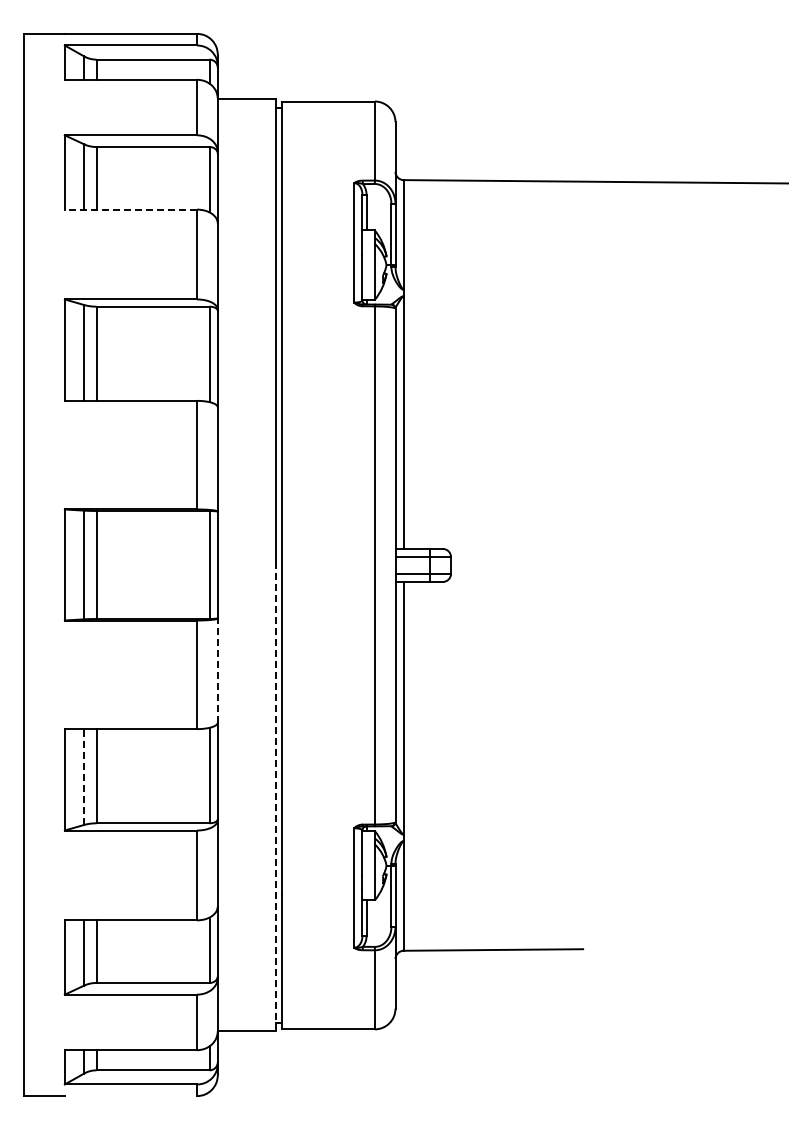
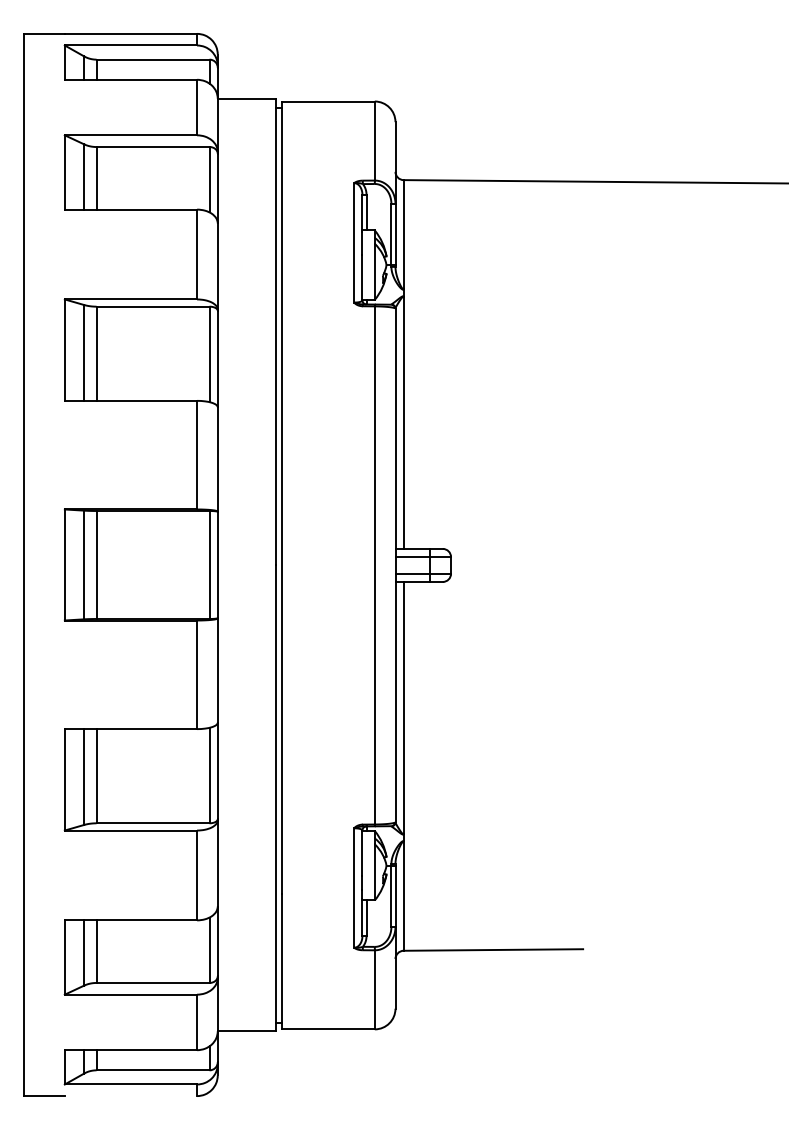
line: dashed -> solid (130, 209)
line: dashed -> solid (217, 670)
line: dashed -> solid (84, 777)
line: dashed -> solid (275, 798)
